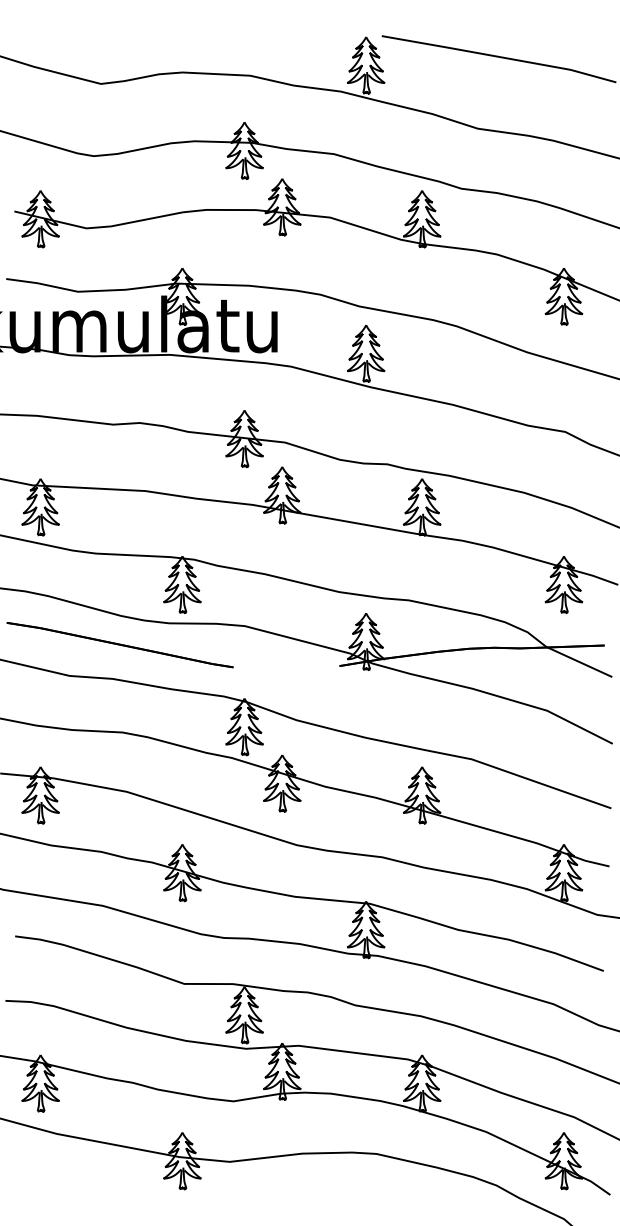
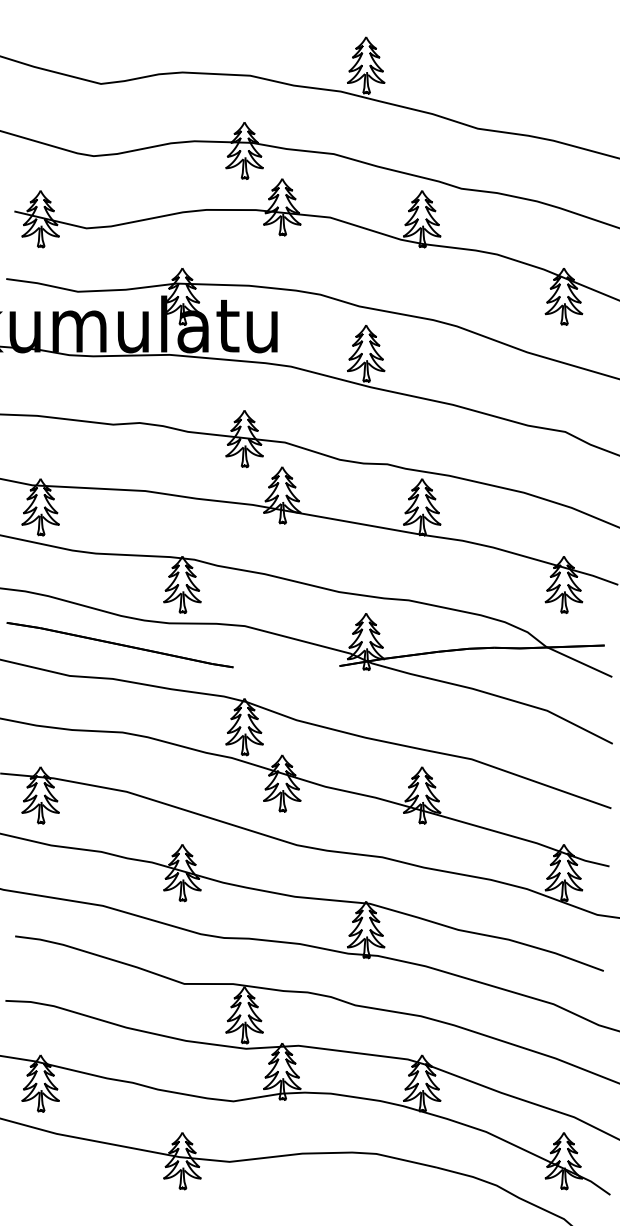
line: present -> none (498, 57)
